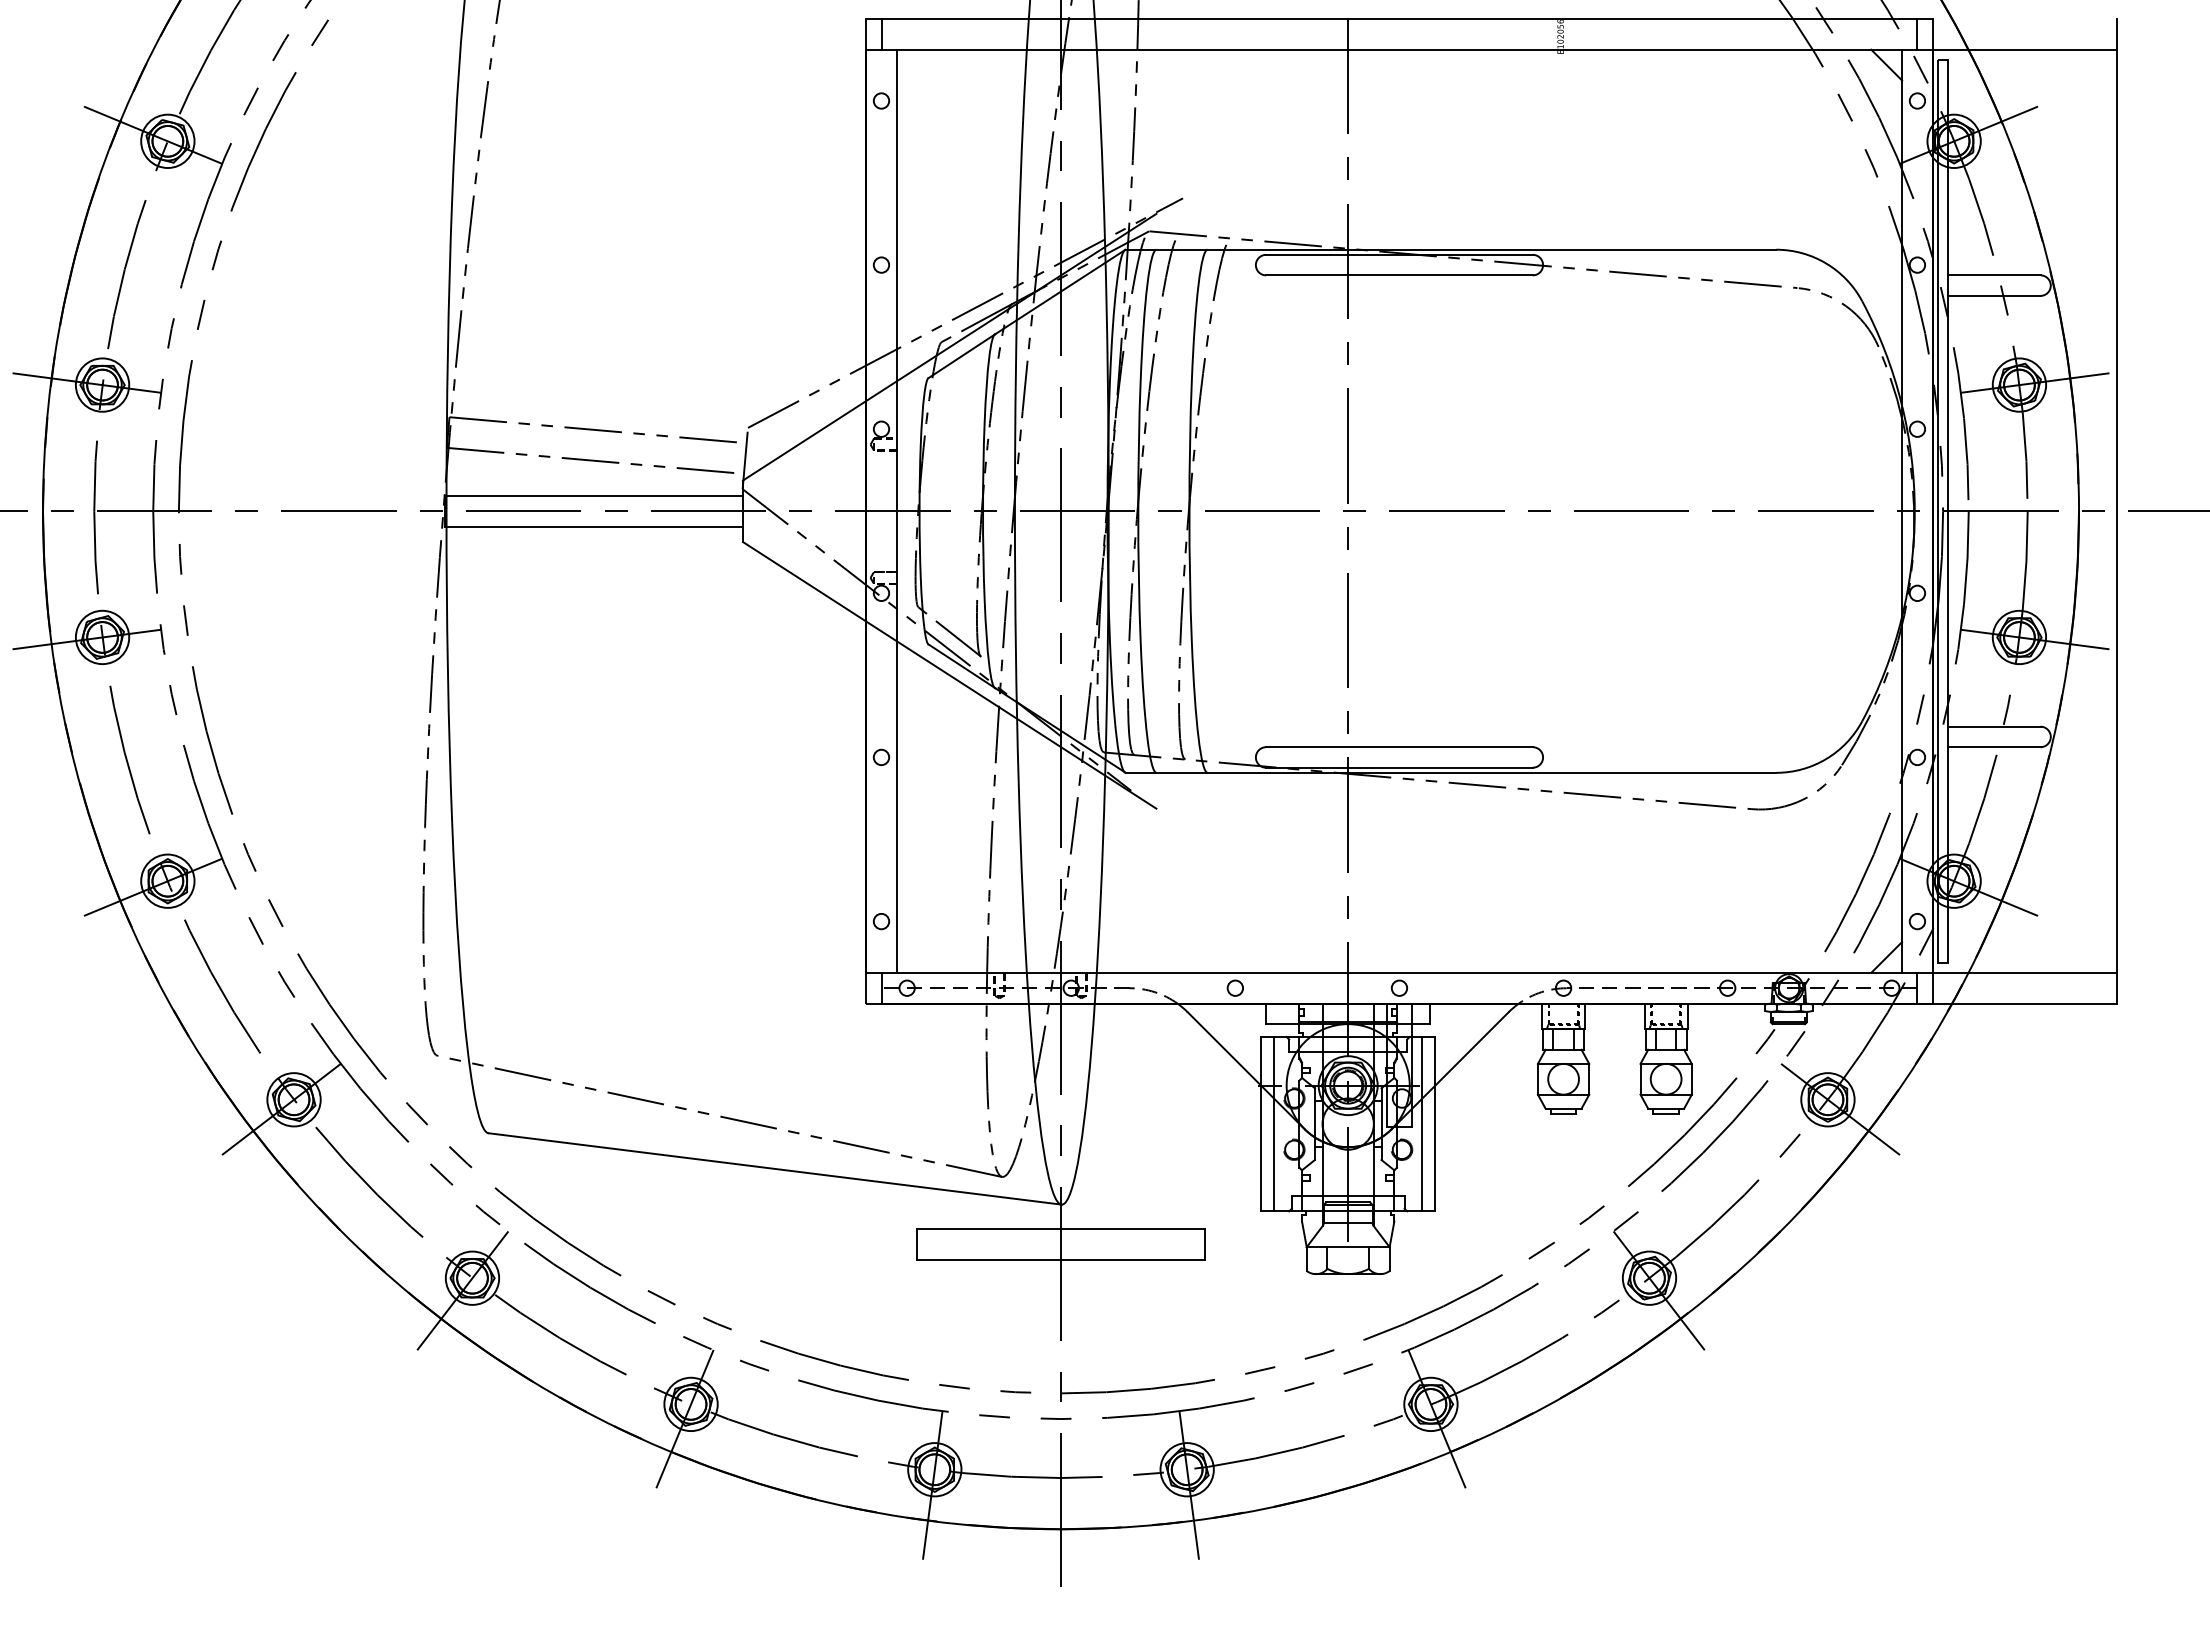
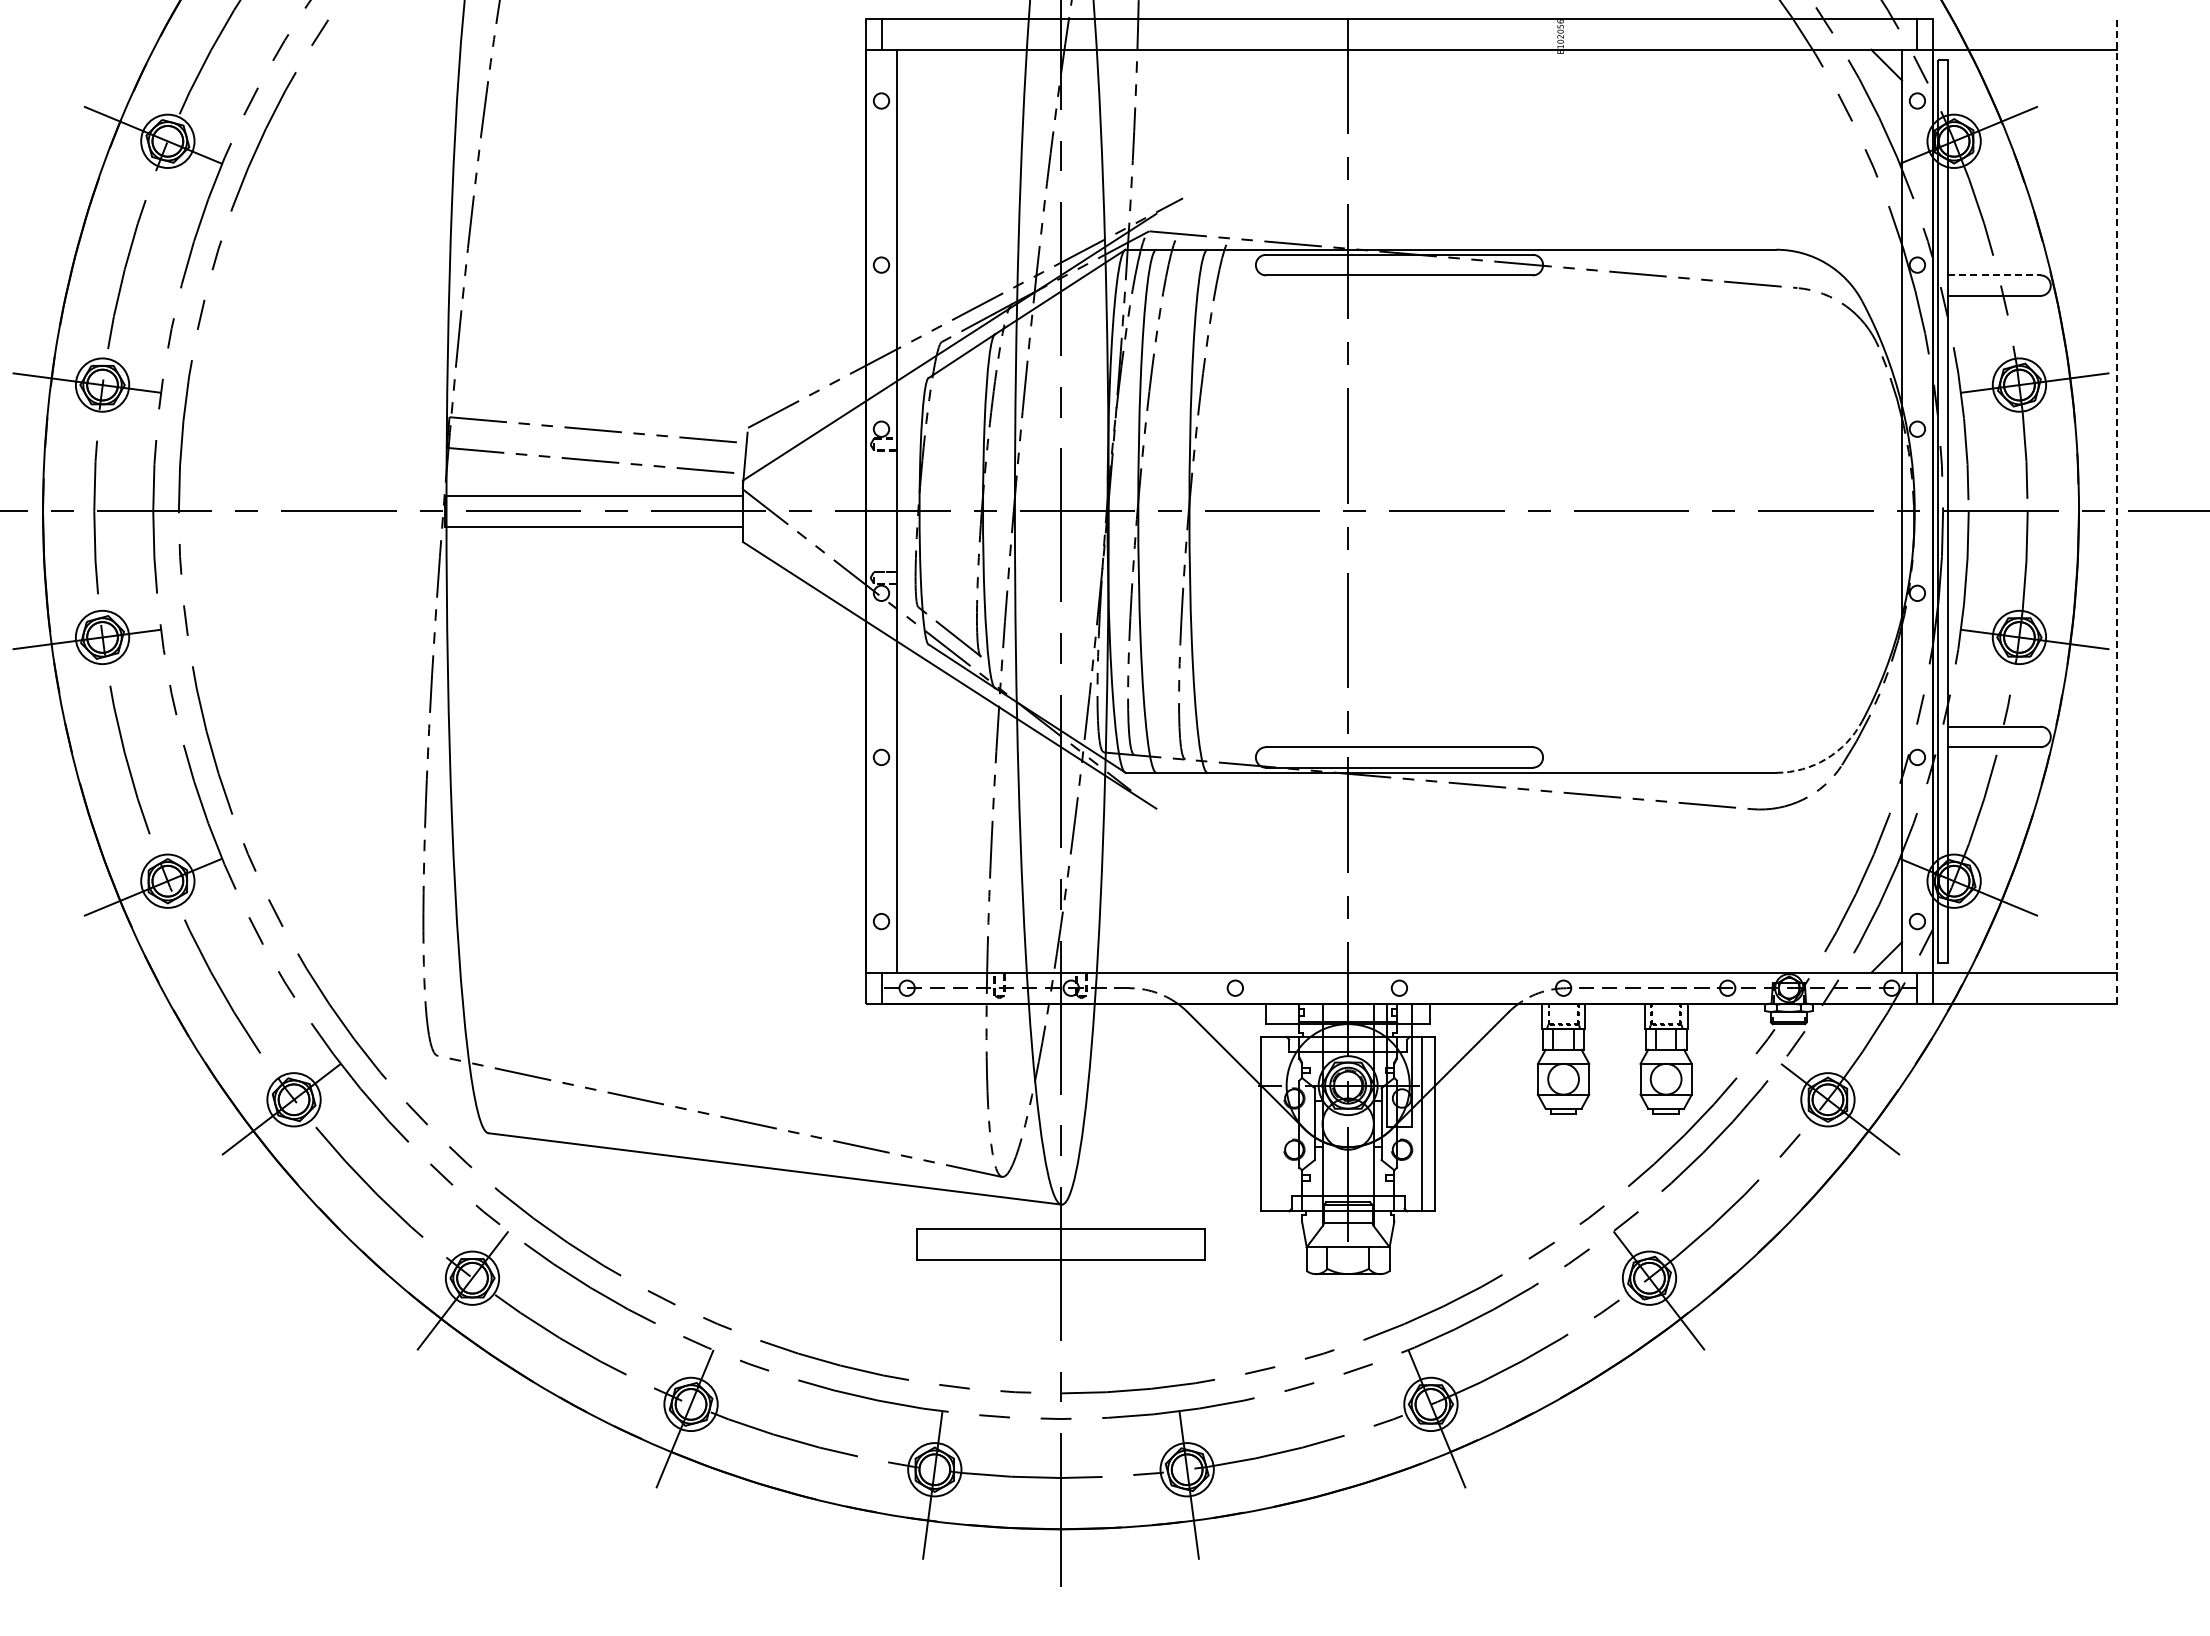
line: solid -> dashed (1994, 275)
line: solid -> dashed (2117, 510)
arc: solid -> dashed (1826, 758)
line: present -> none (1274, 1123)
